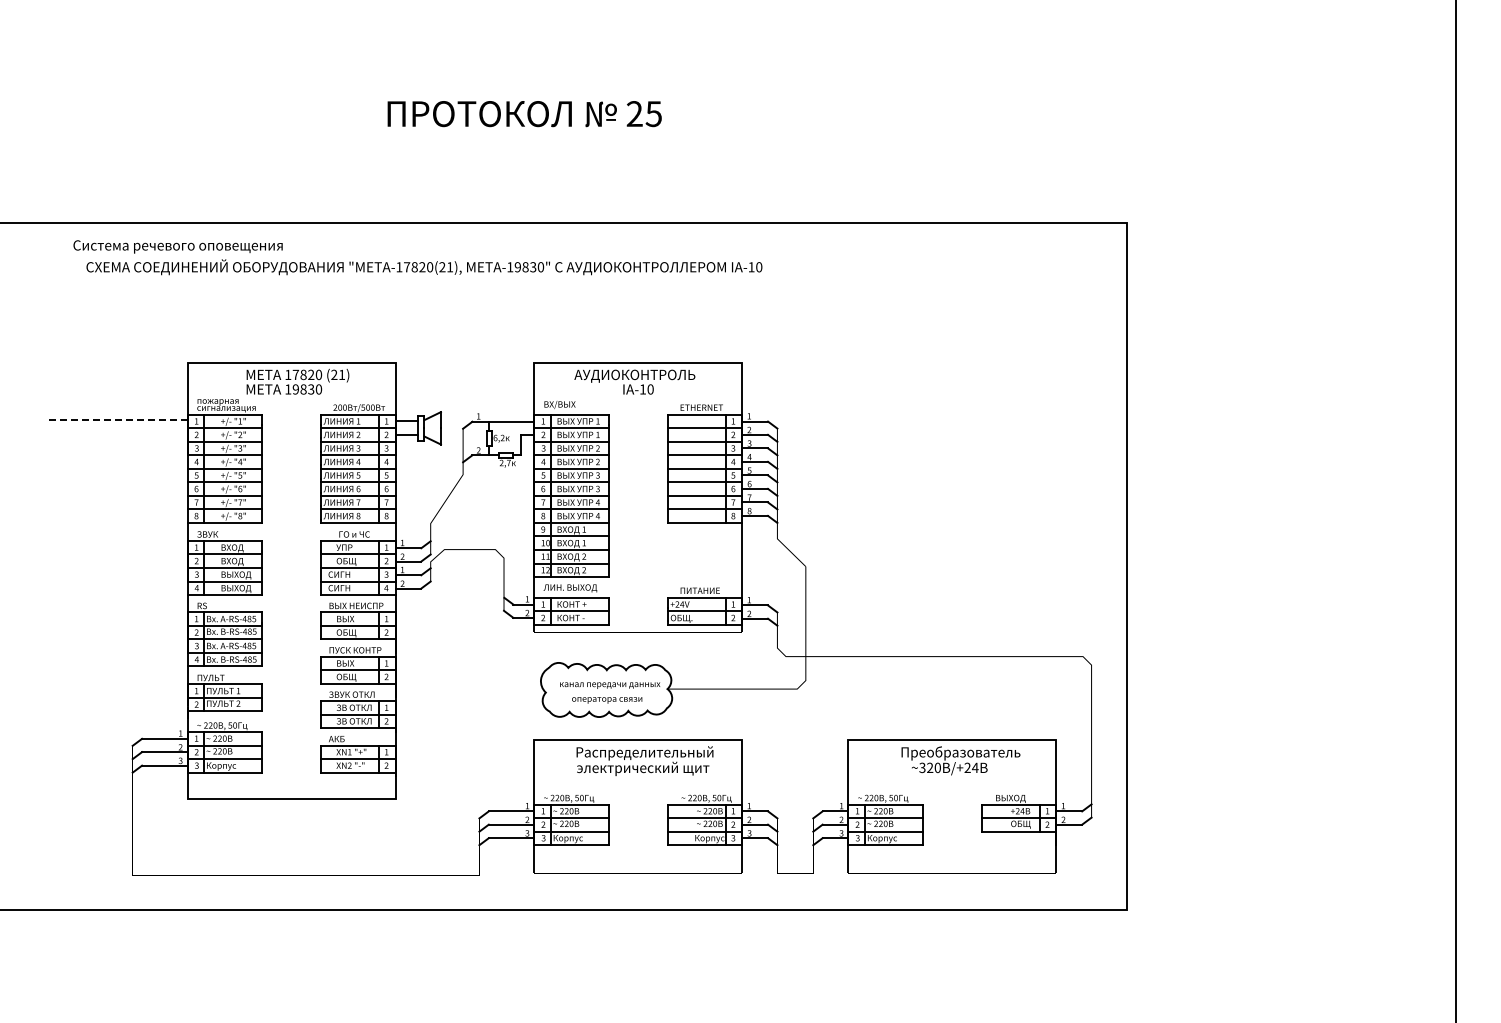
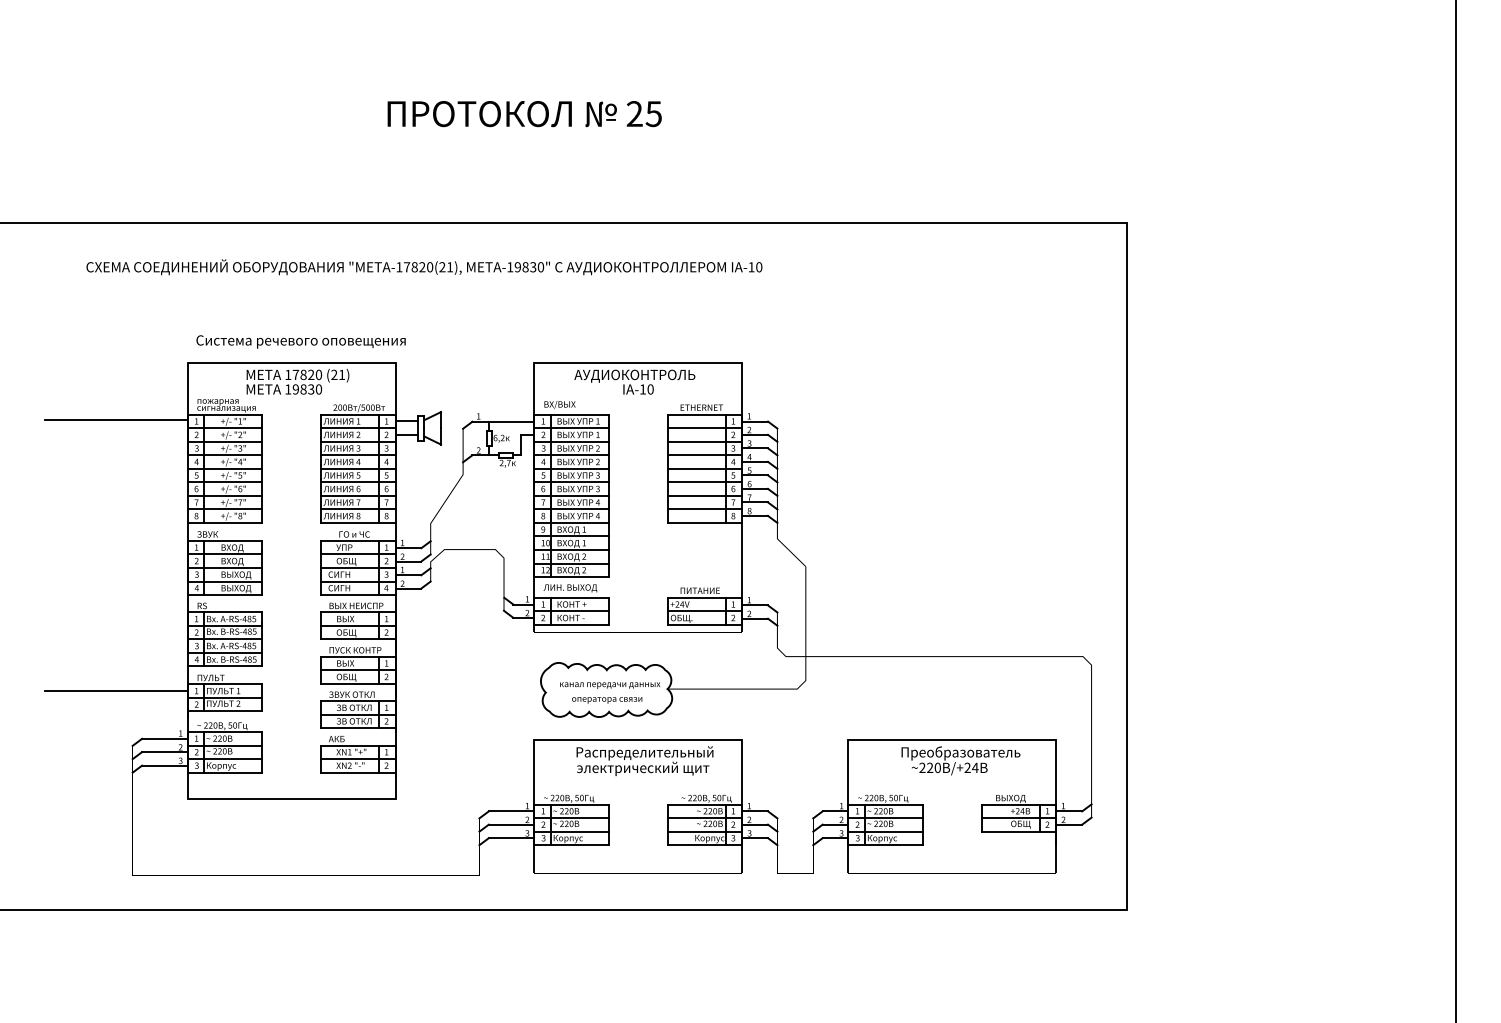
text position: (177, 246) -> (300, 341) (300, 341)
line: dashed -> solid (115, 419)
line: none -> present (116, 691)
text: ~320 -> ~220 (922, 768)
